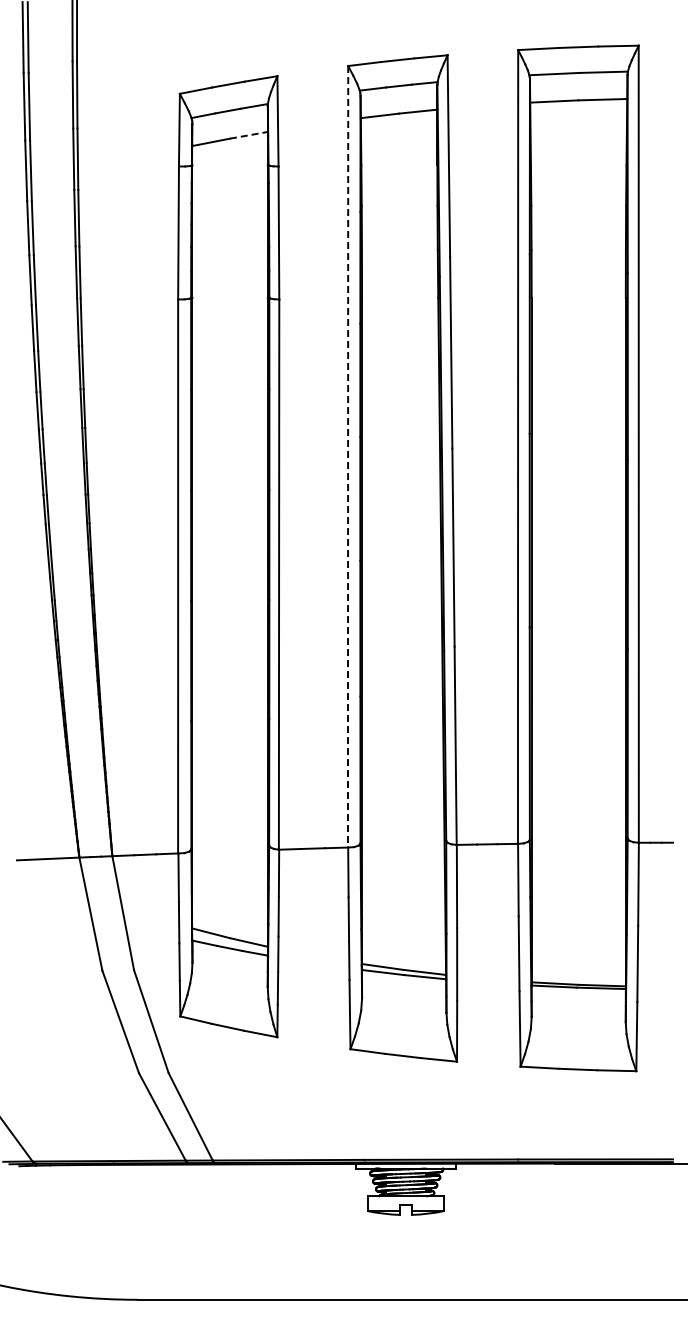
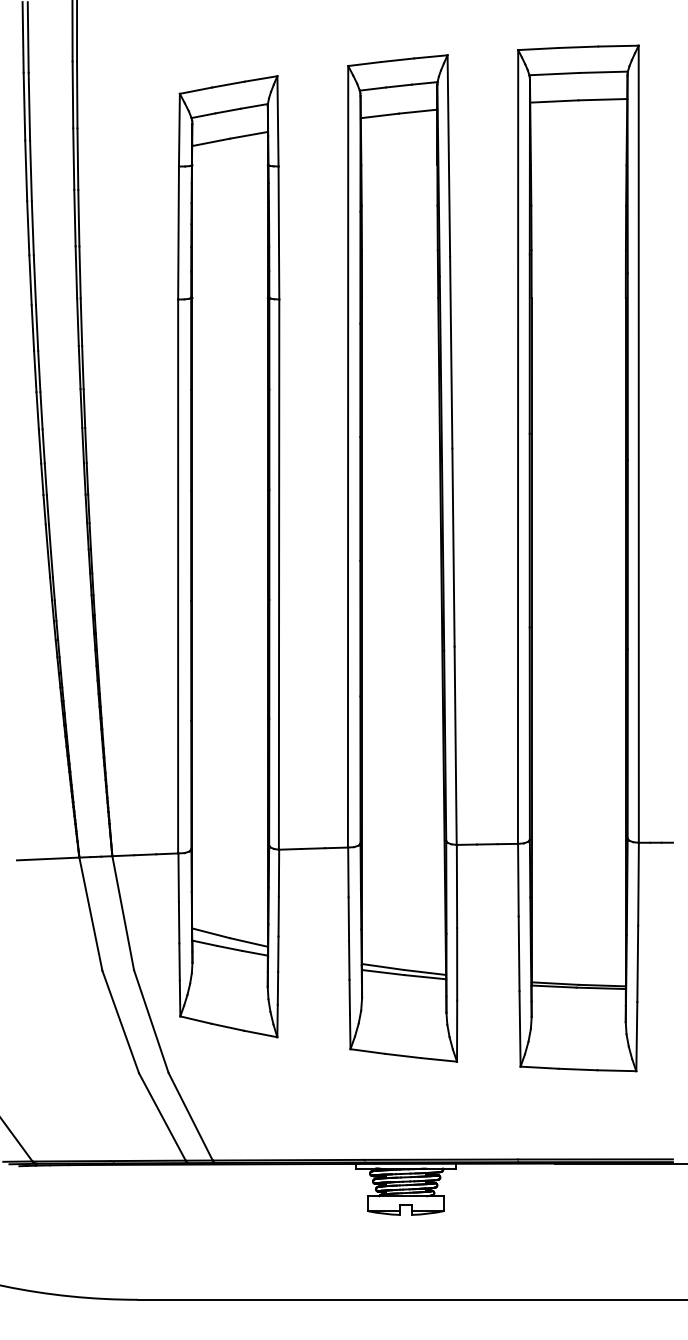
line: dashed -> solid (249, 135)
line: dashed -> solid (348, 456)
